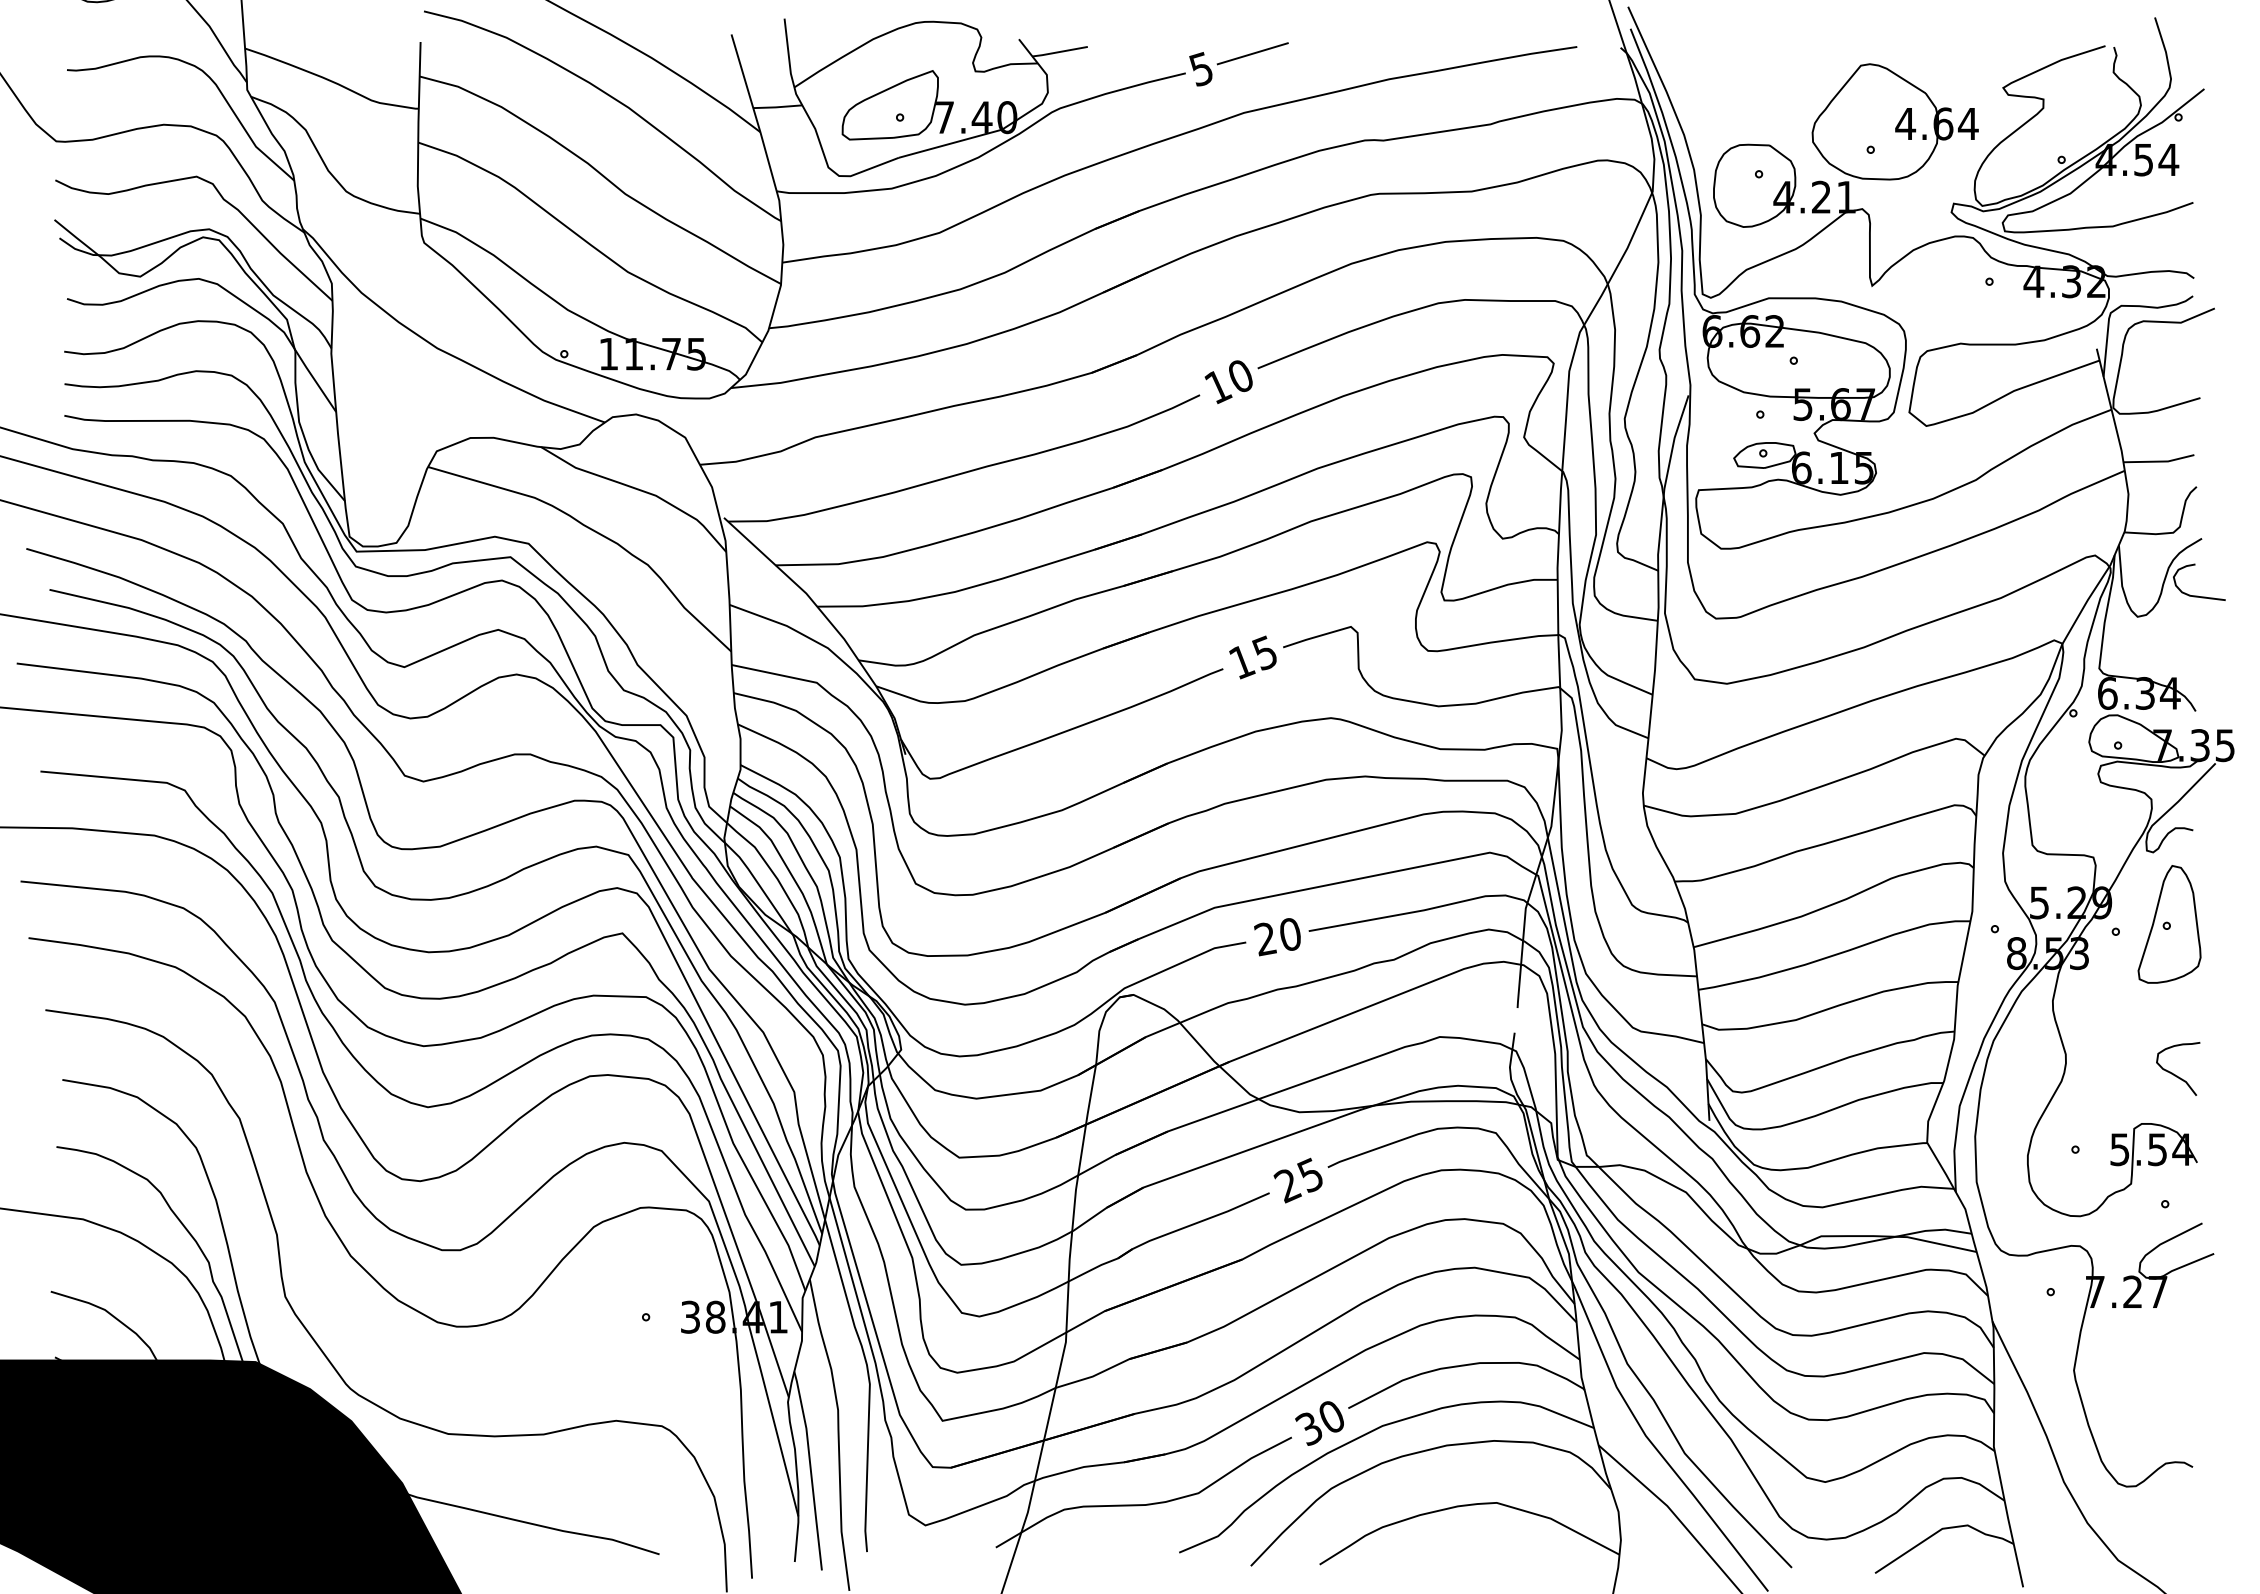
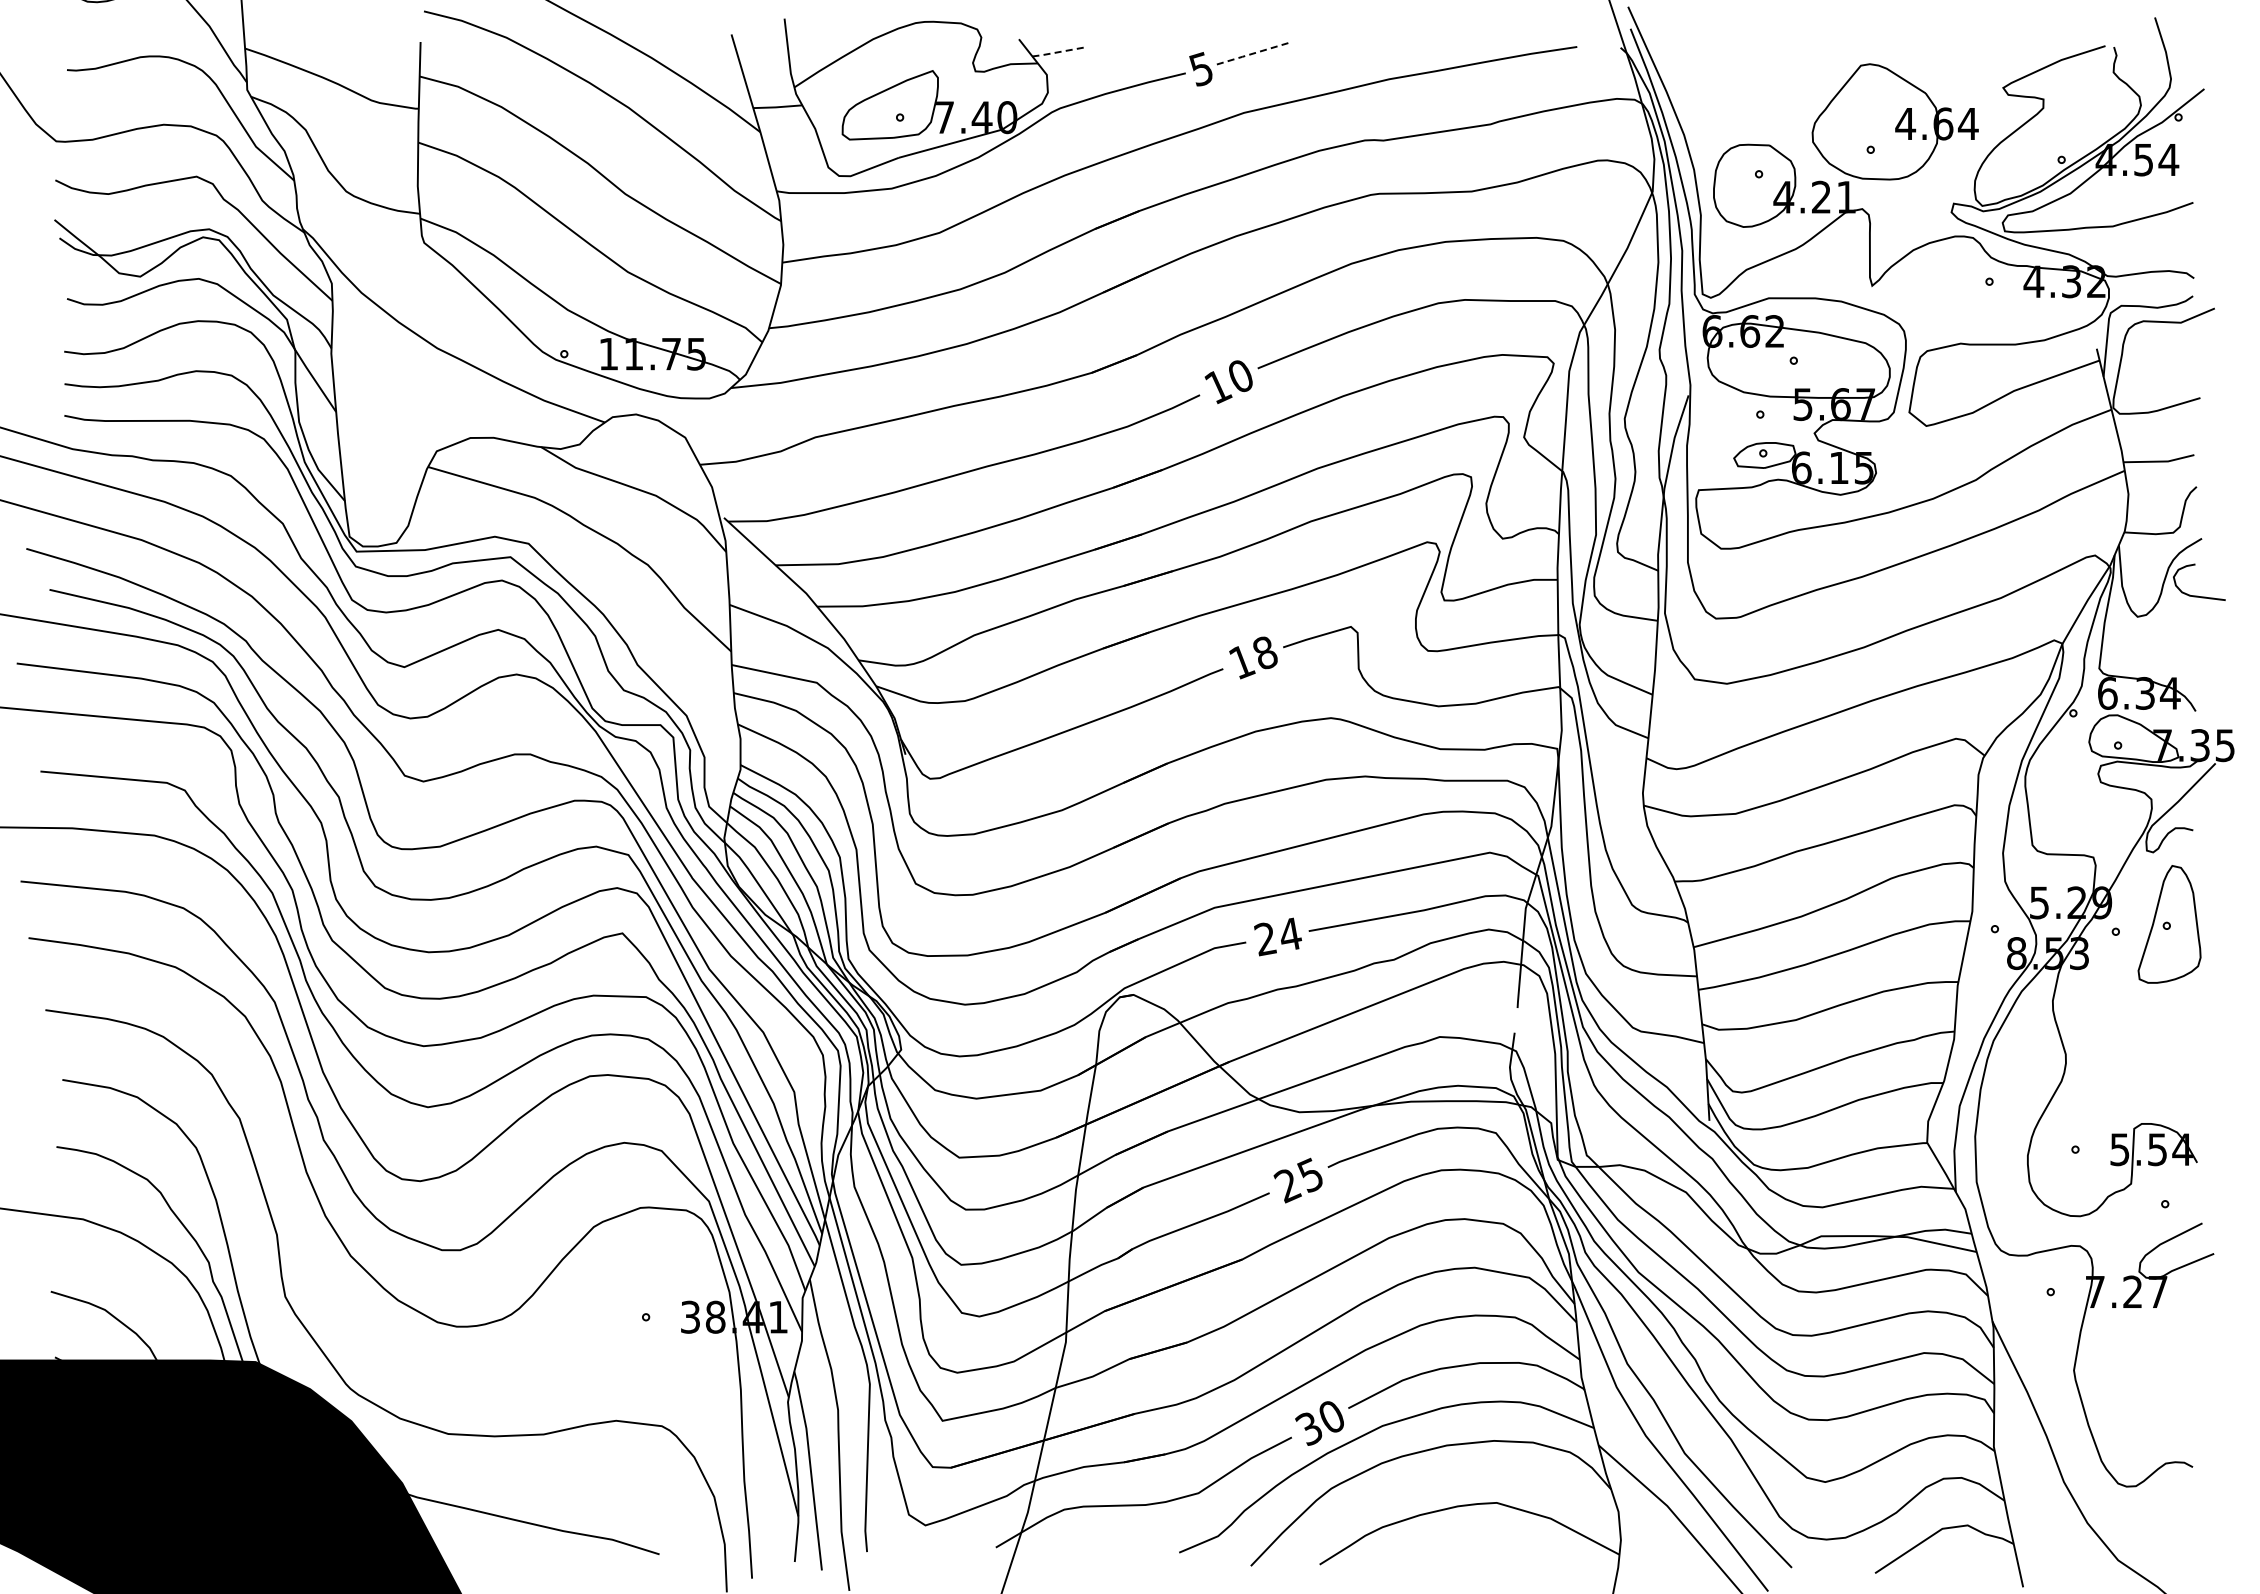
line: solid -> dashed (1059, 52)
line: solid -> dashed (1252, 53)
text: 15 -> 18 (1264, 652)
text: 20 -> 24 (1291, 933)
curve: present -> none (2175, 1074)
